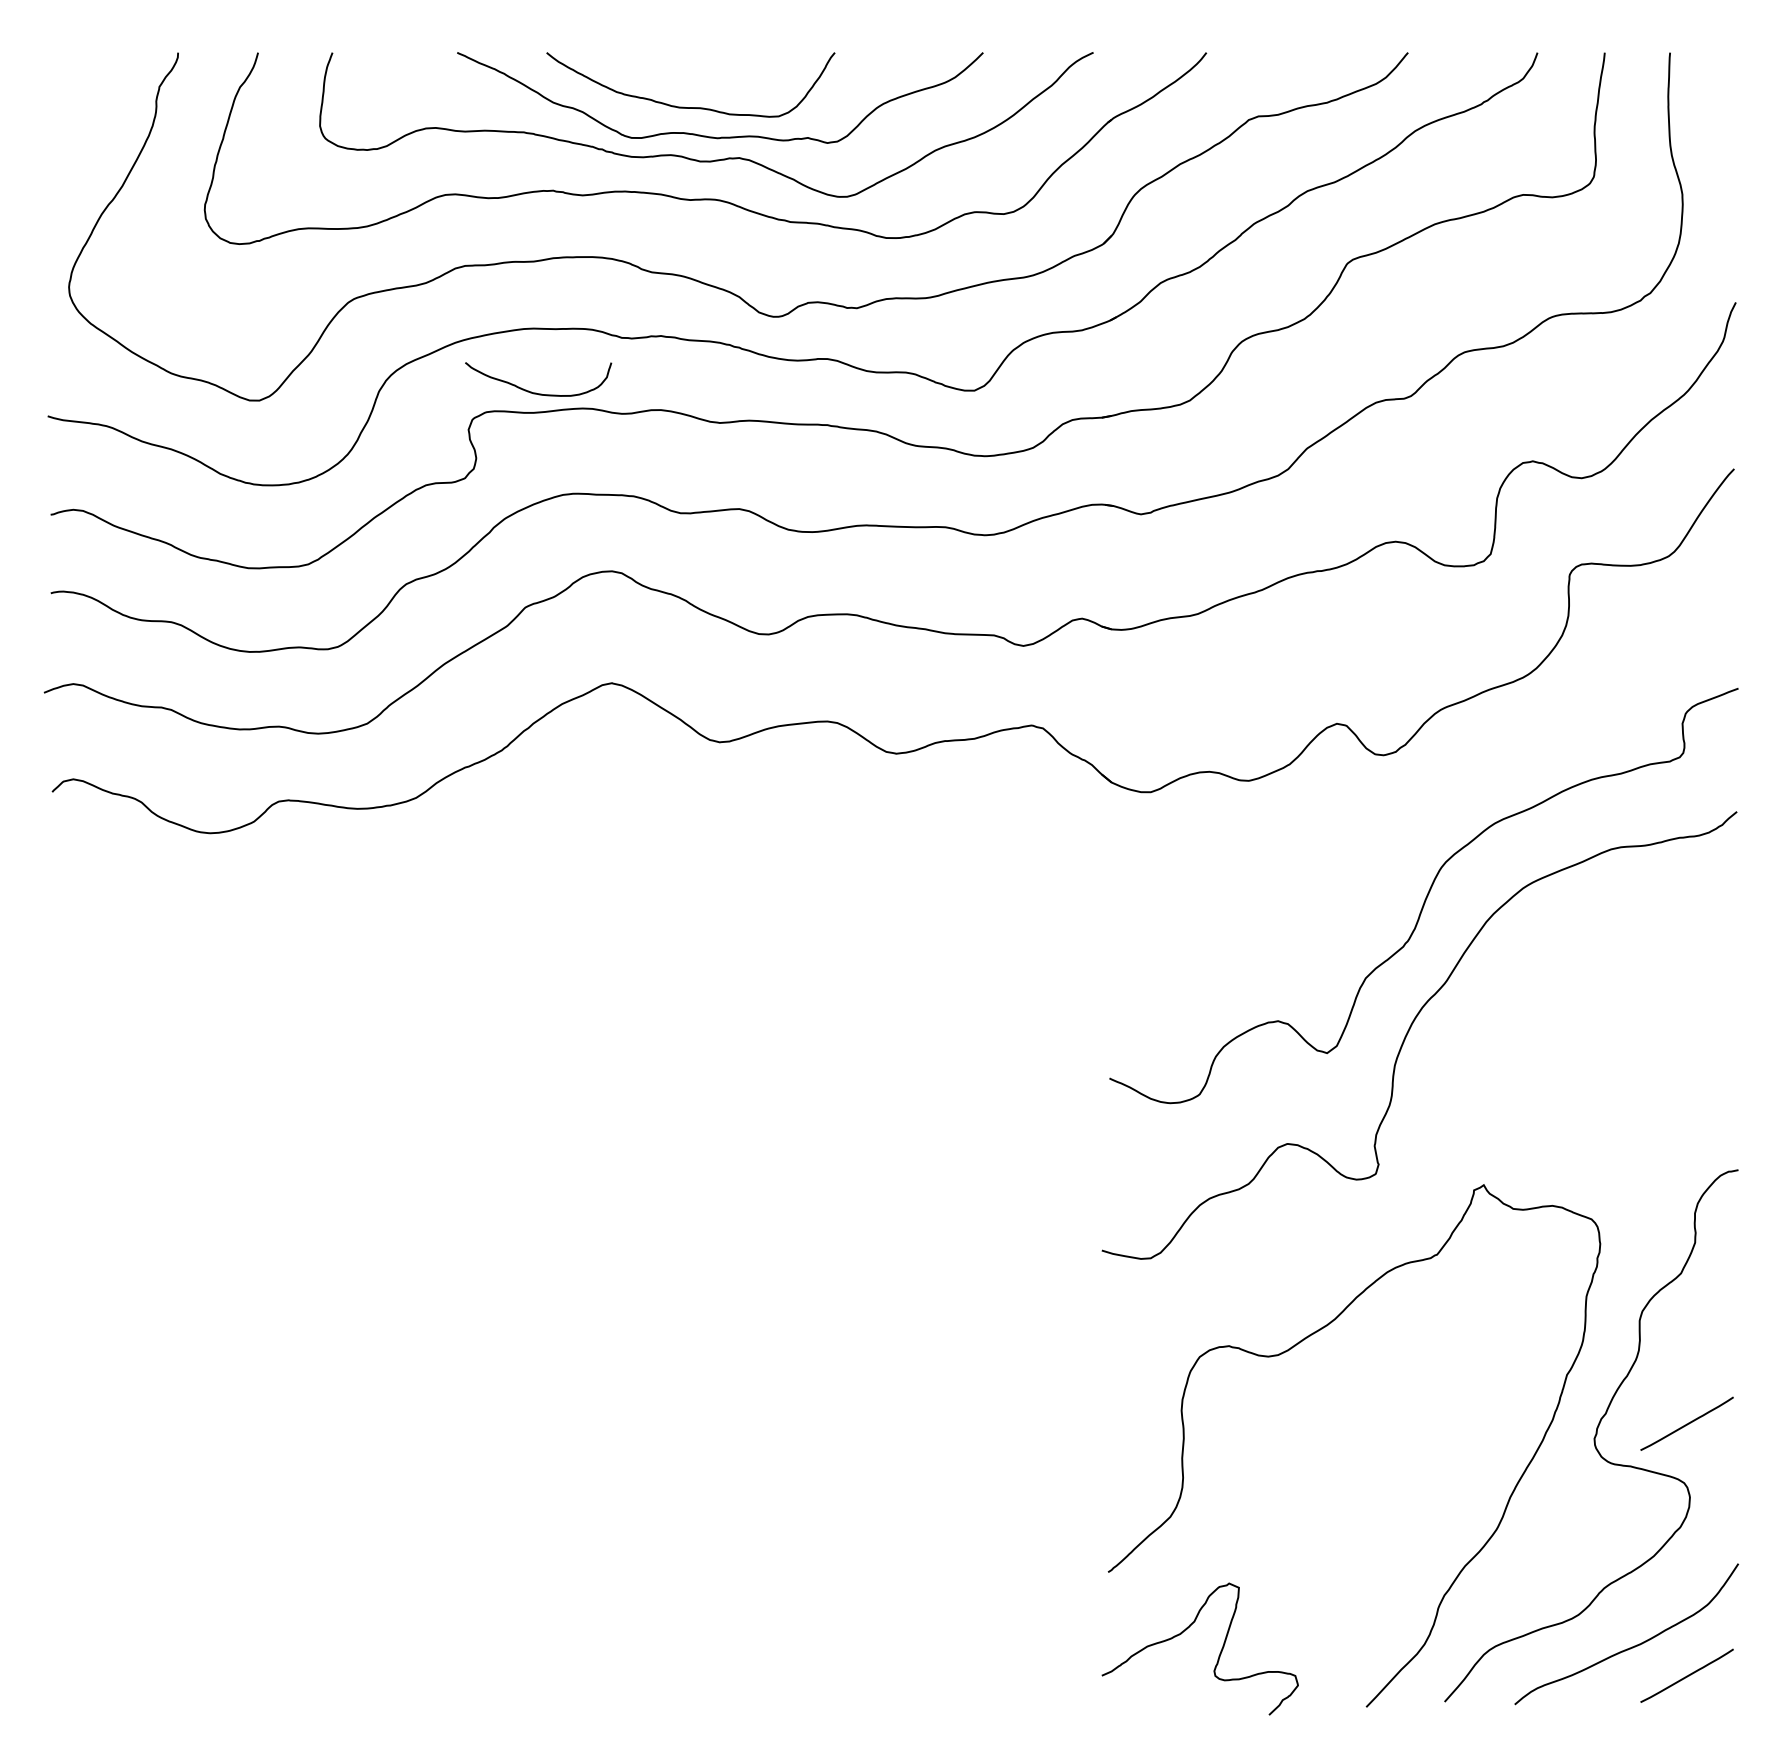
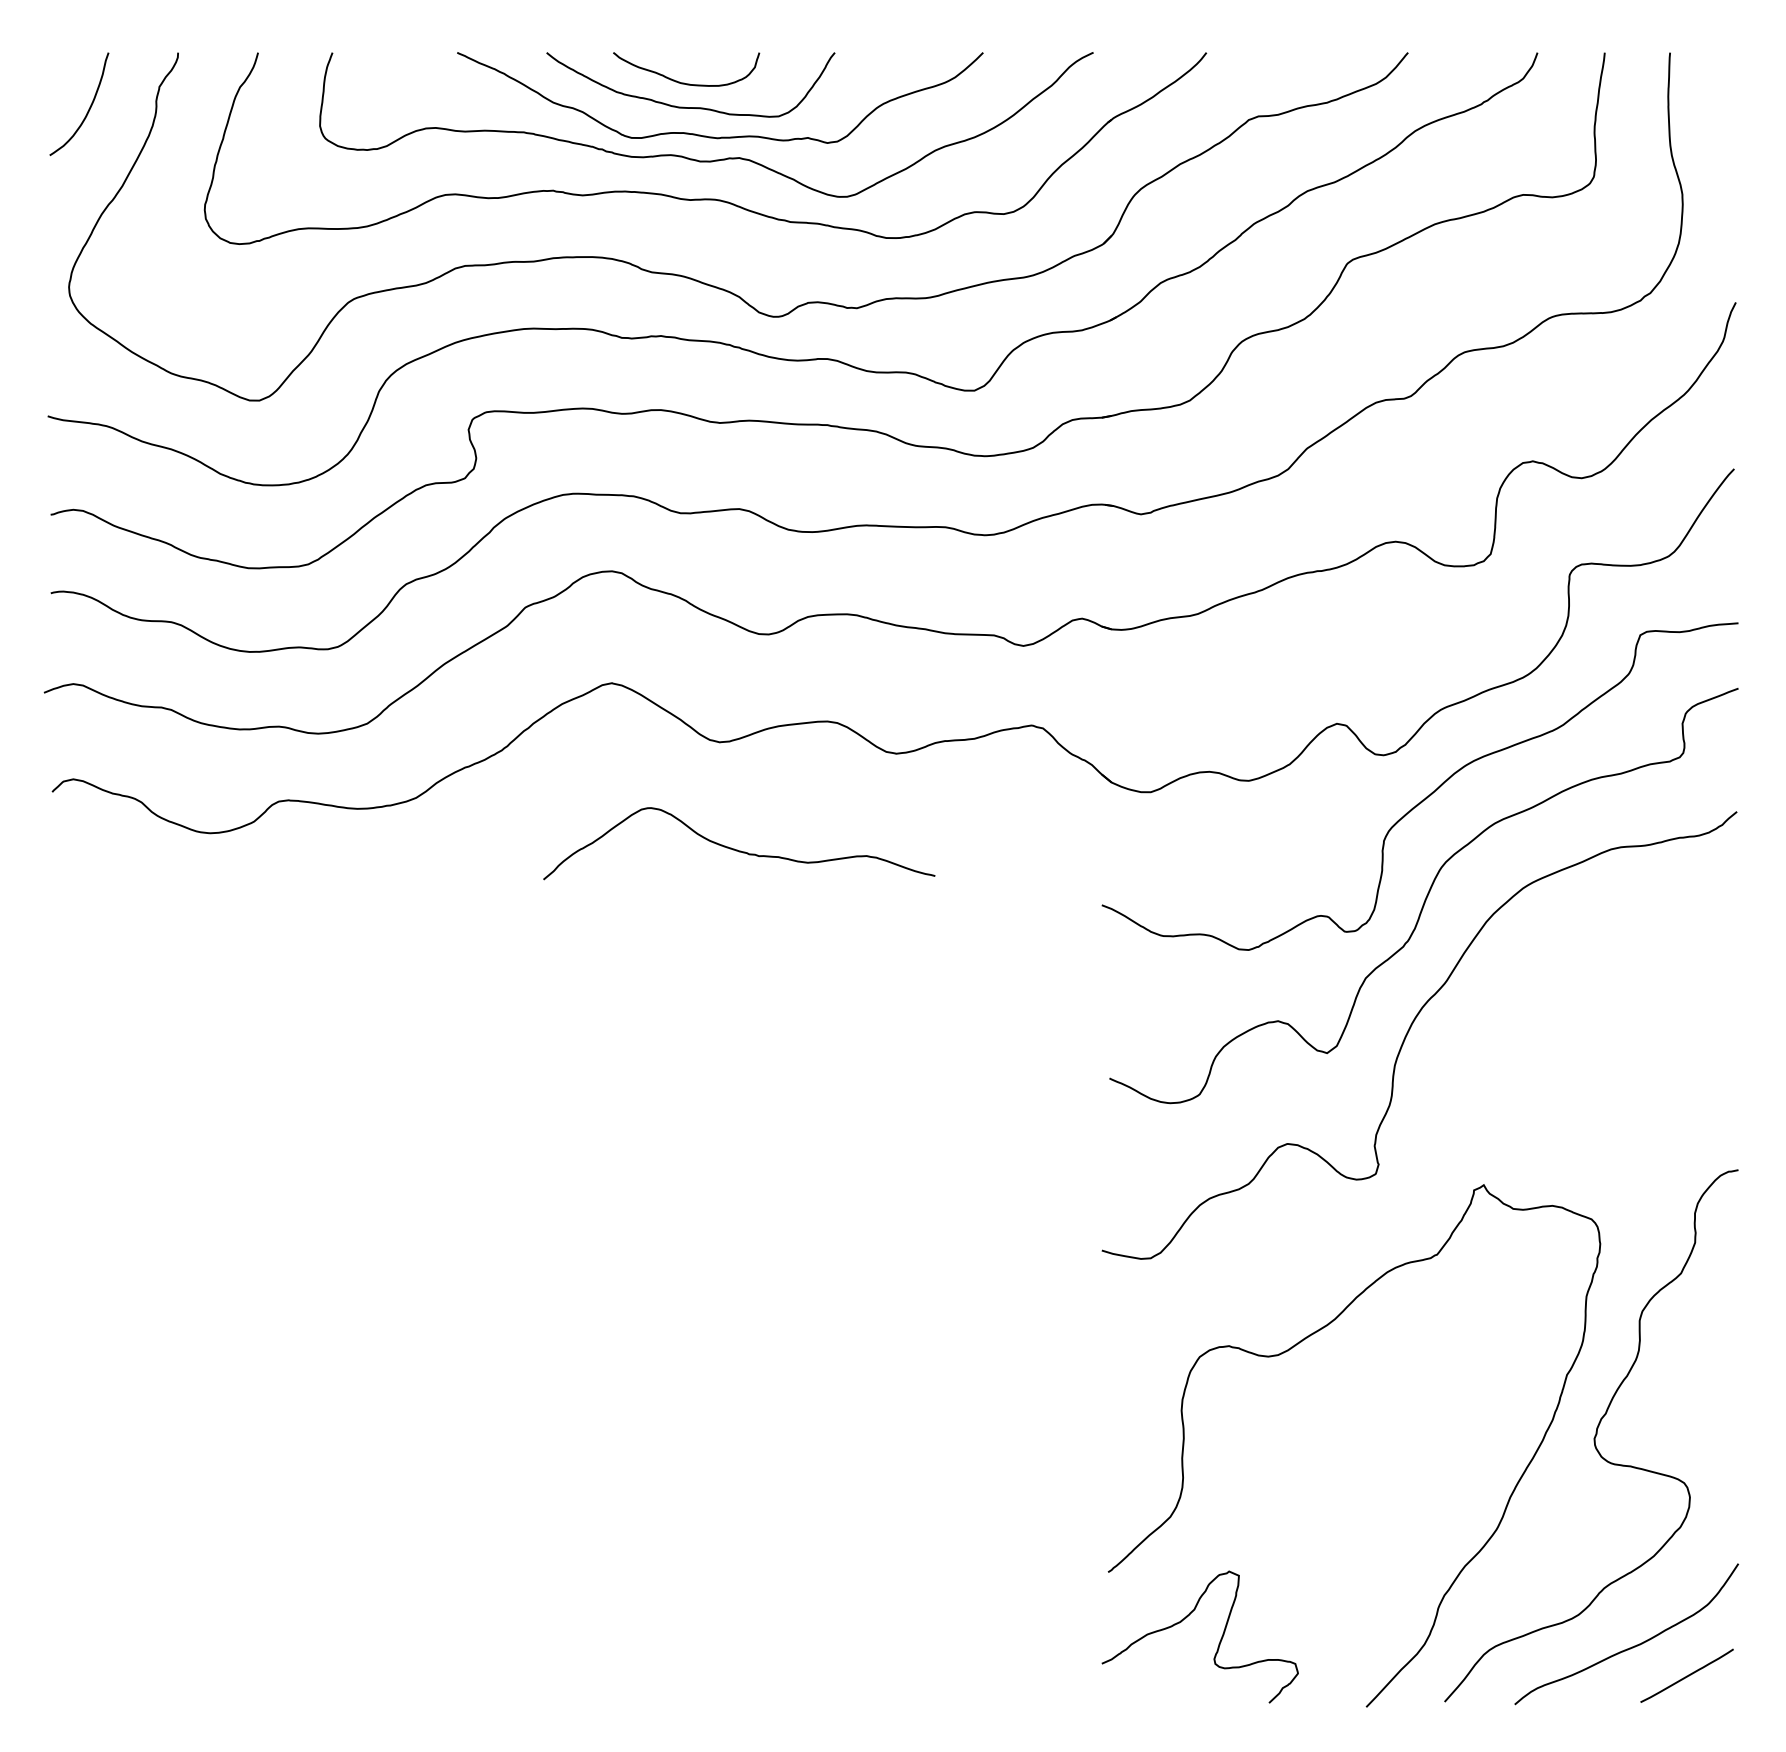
curve: none -> present (89, 106)
curve position: (536, 392) -> (684, 82) (684, 82)
curve: none -> present (1427, 795)
curve: none -> present (737, 849)
line: present -> none (1686, 1423)
curve position: (1218, 1655) -> (1218, 1643) (1218, 1643)
